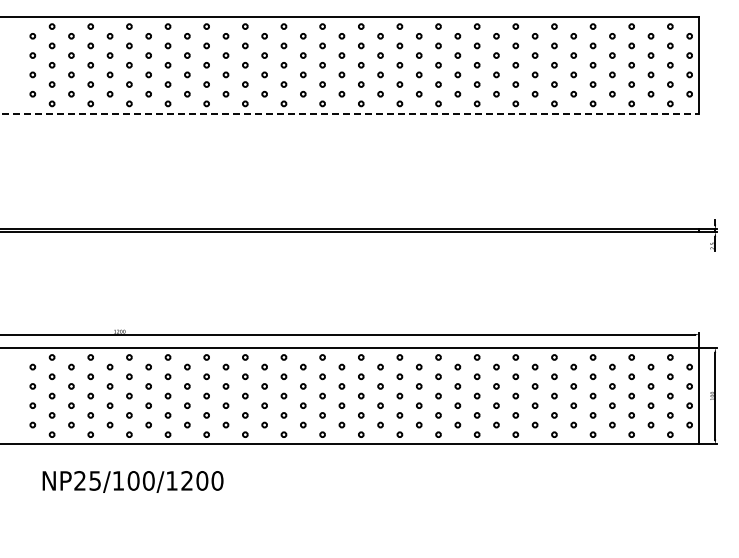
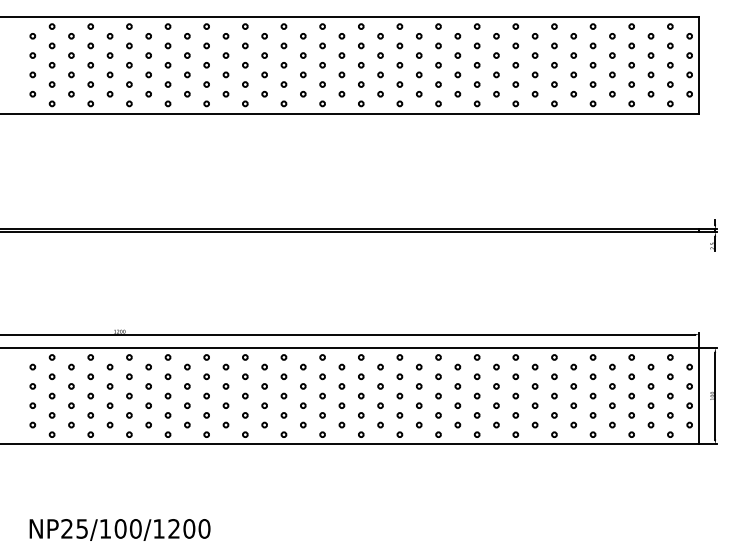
line: dashed -> solid (350, 113)
text position: (132, 481) -> (119, 529) (119, 529)
